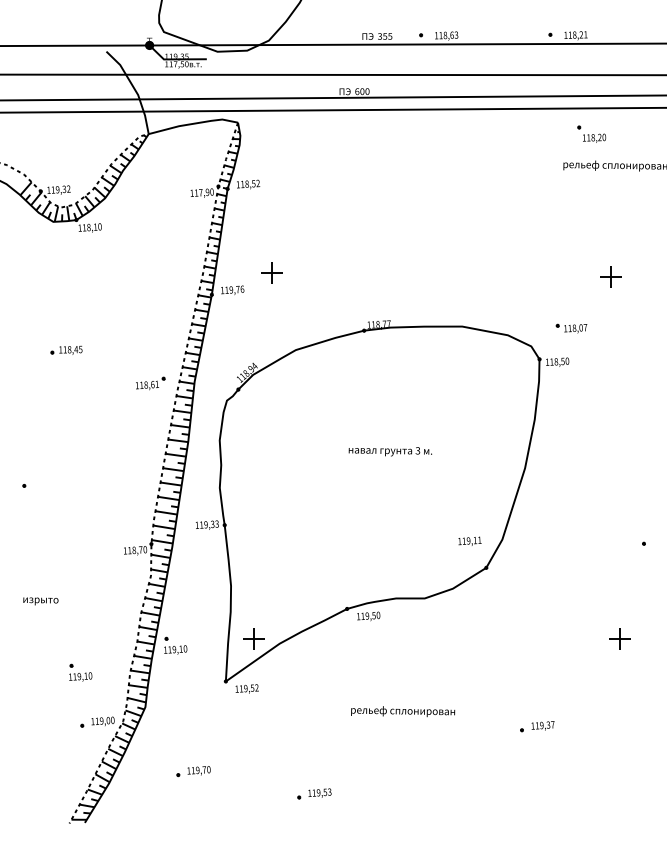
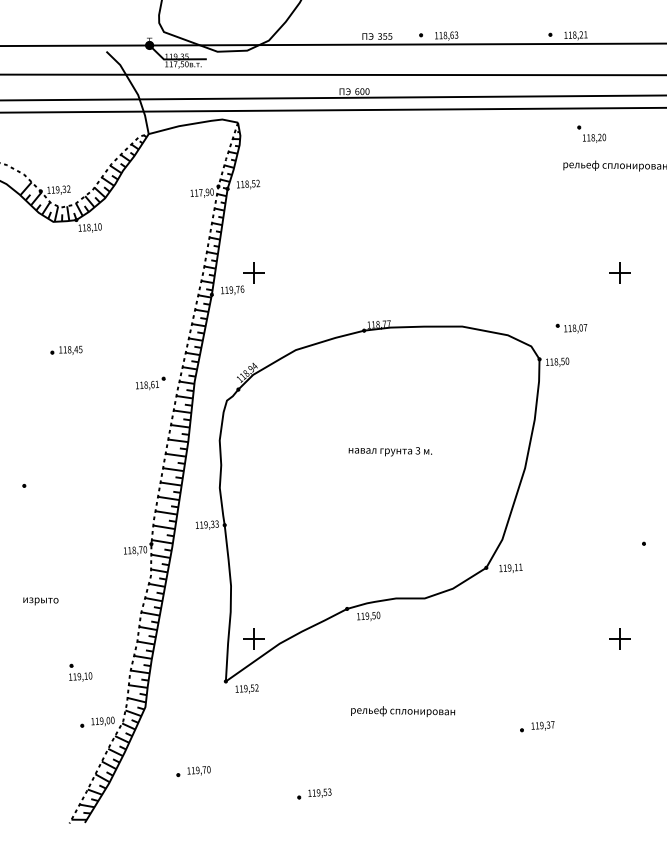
part position: (271, 272) -> (253, 272) (253, 272)
part position: (610, 276) -> (619, 272) (619, 272)
text position: (469, 540) -> (510, 567) (510, 567)
part: present -> none (175, 645)
